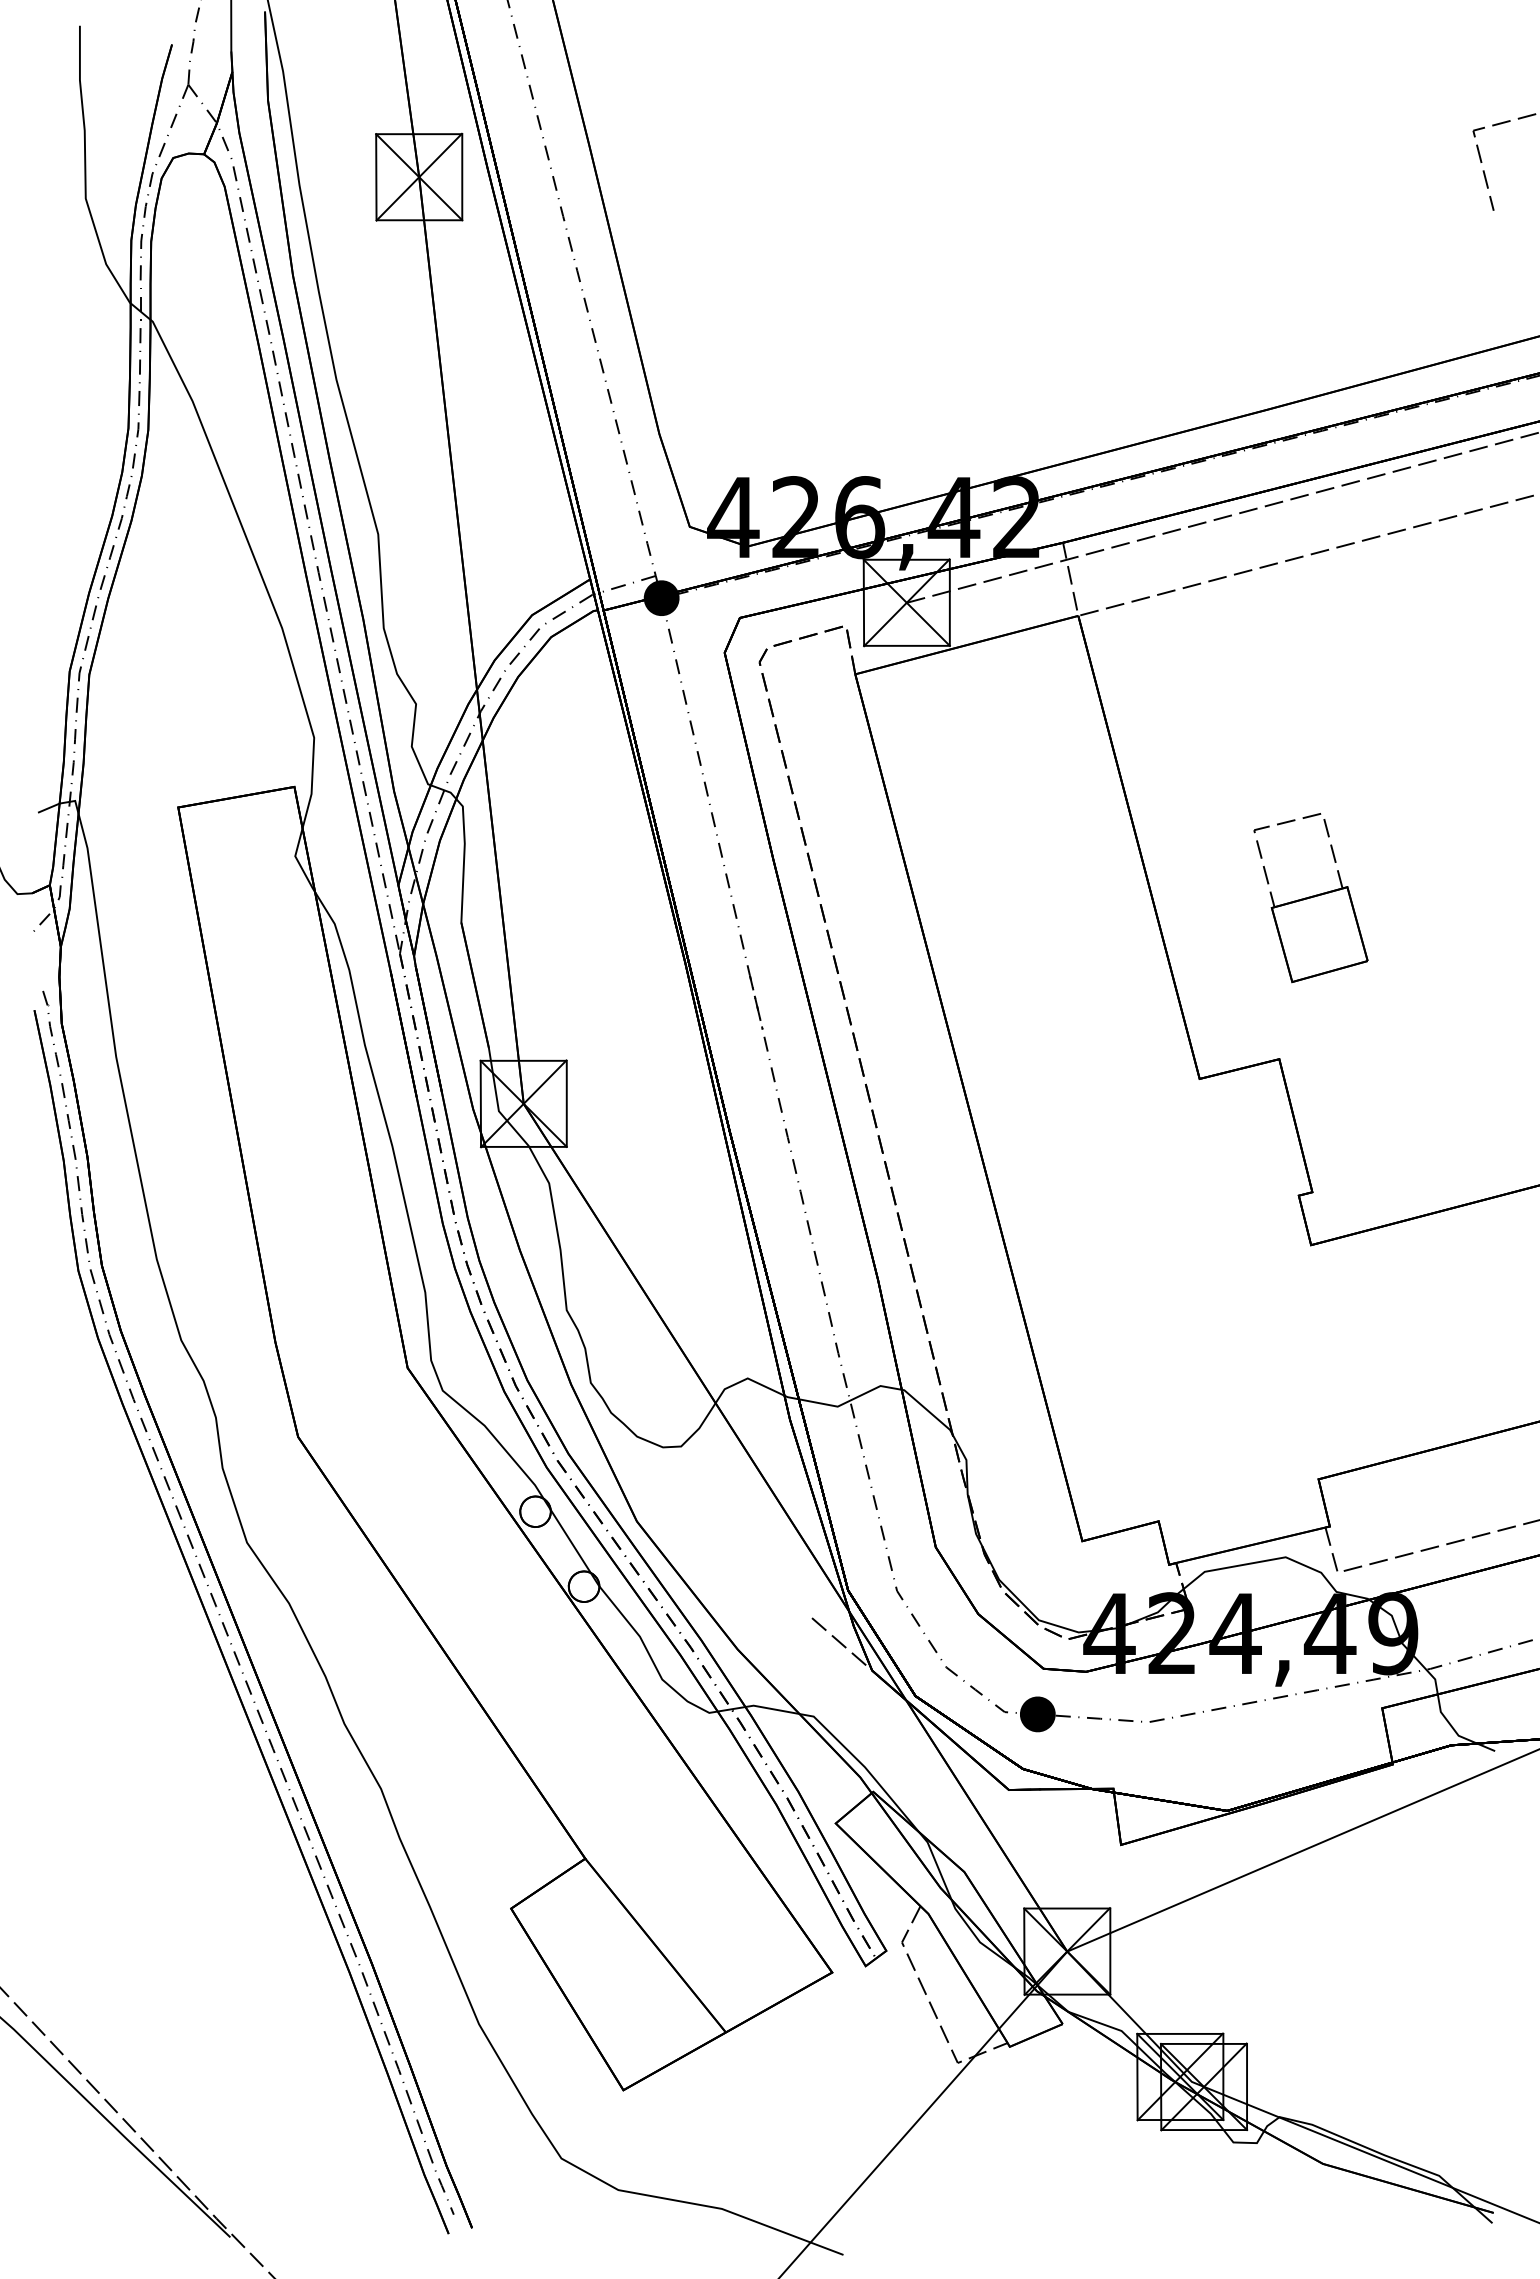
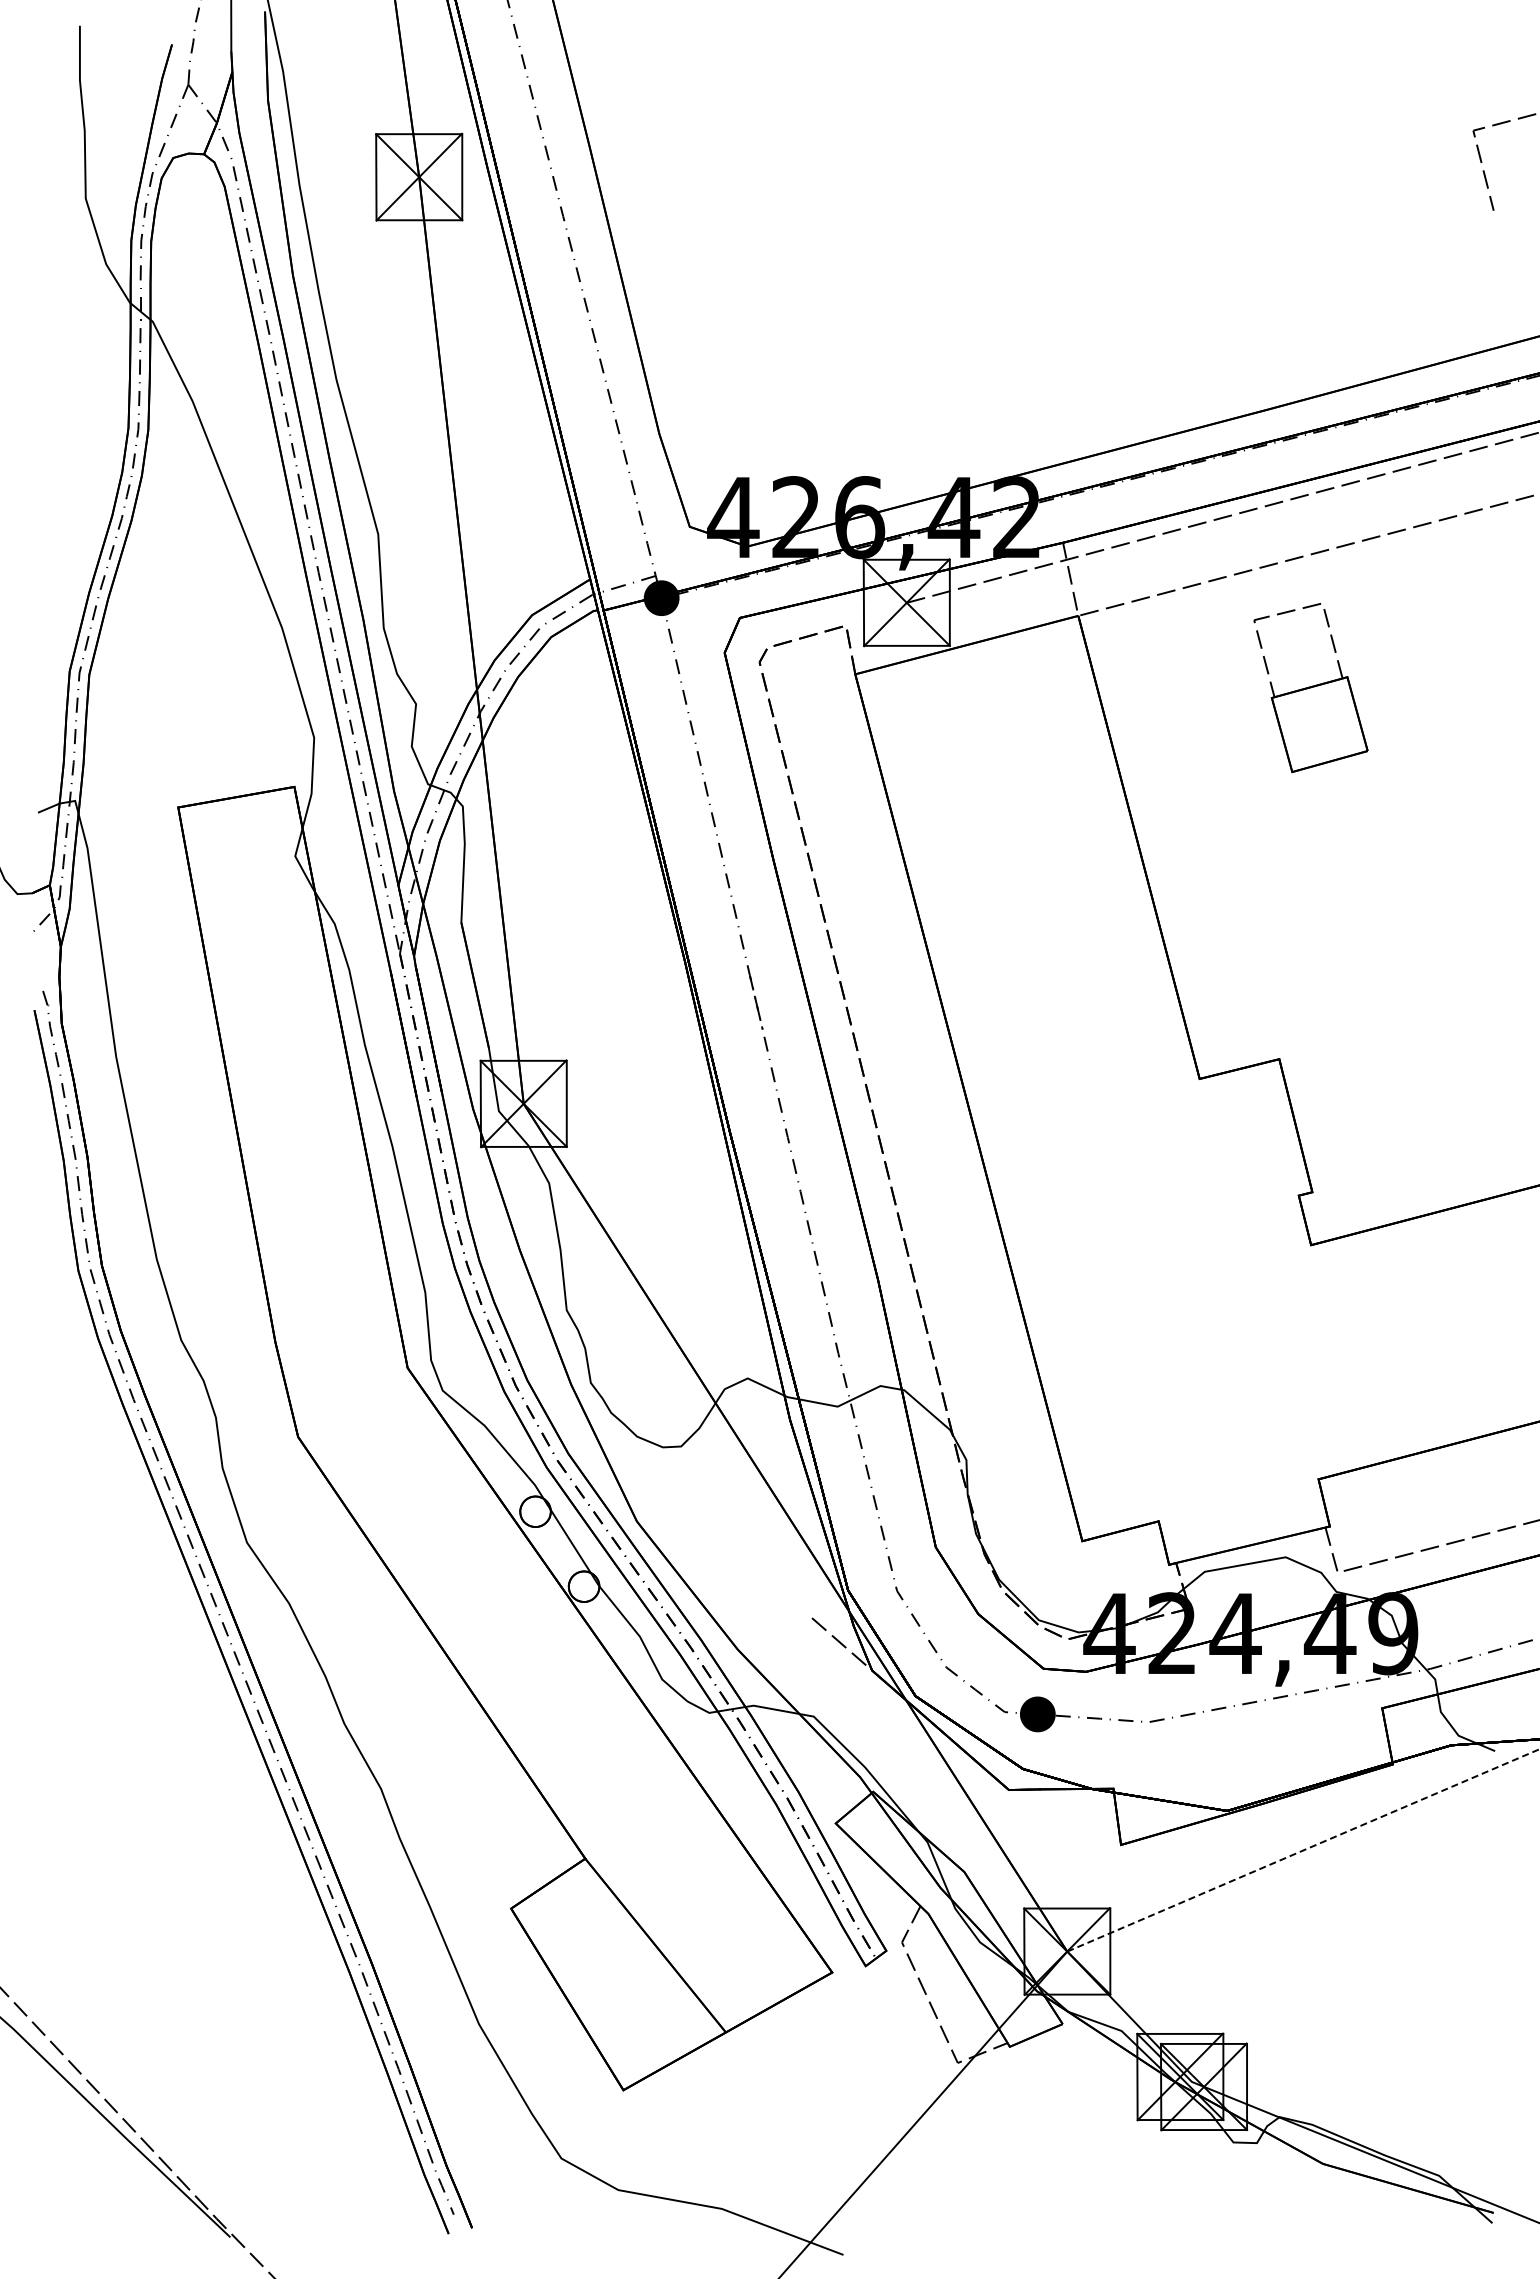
part position: (1310, 898) -> (1310, 688) (1310, 688)
line: solid -> dashed (1303, 1850)
